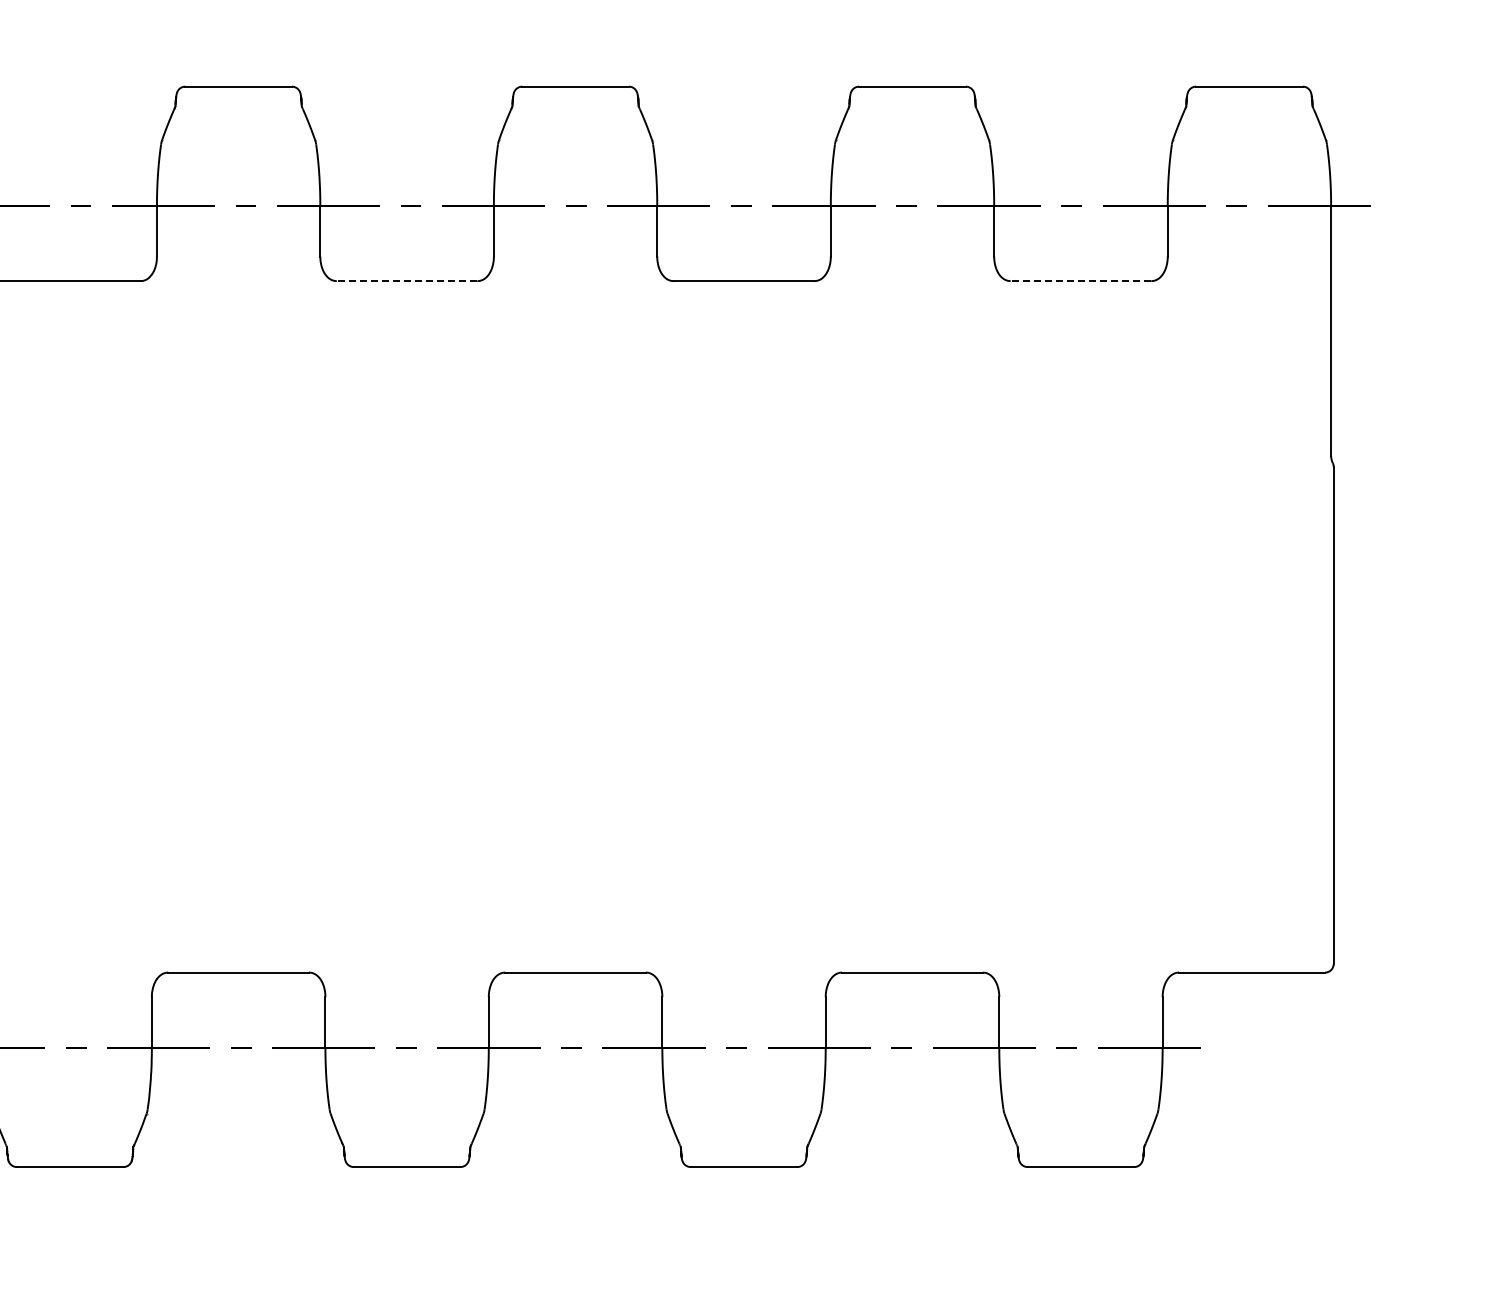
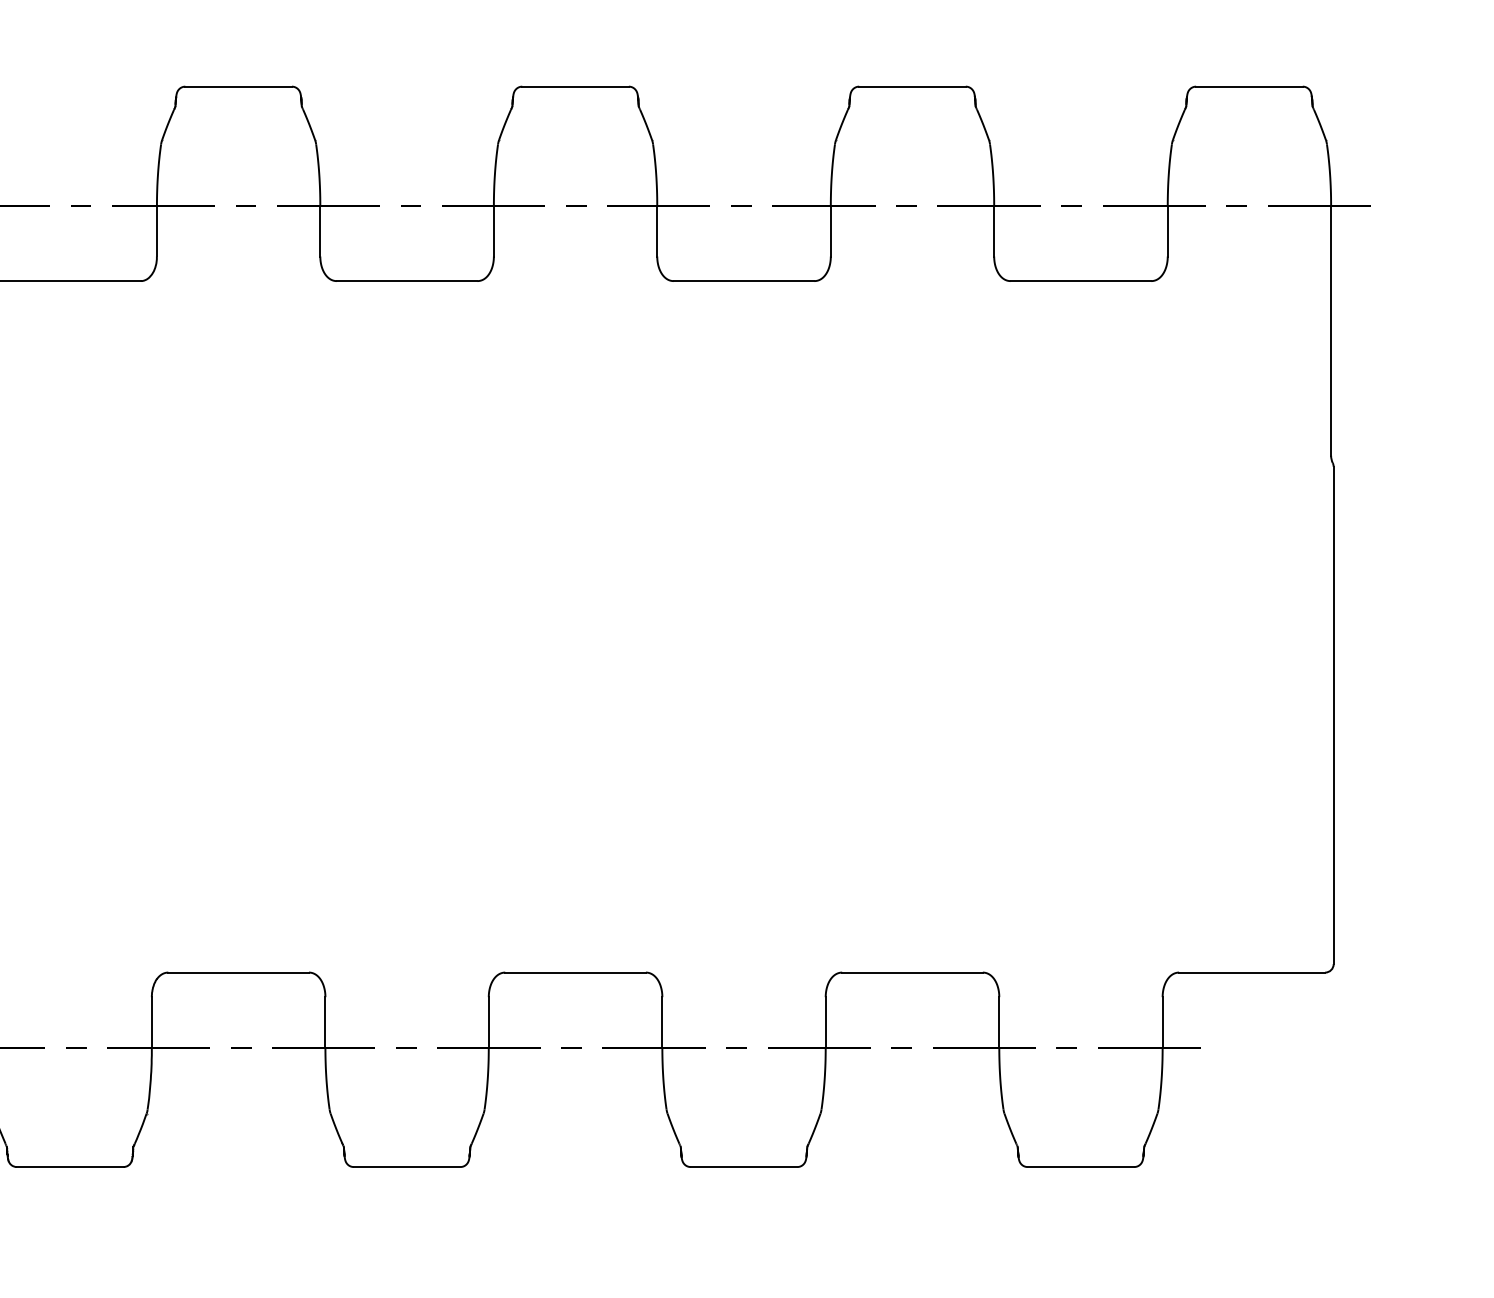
line: dashed -> solid (406, 281)
line: dashed -> solid (1080, 281)
